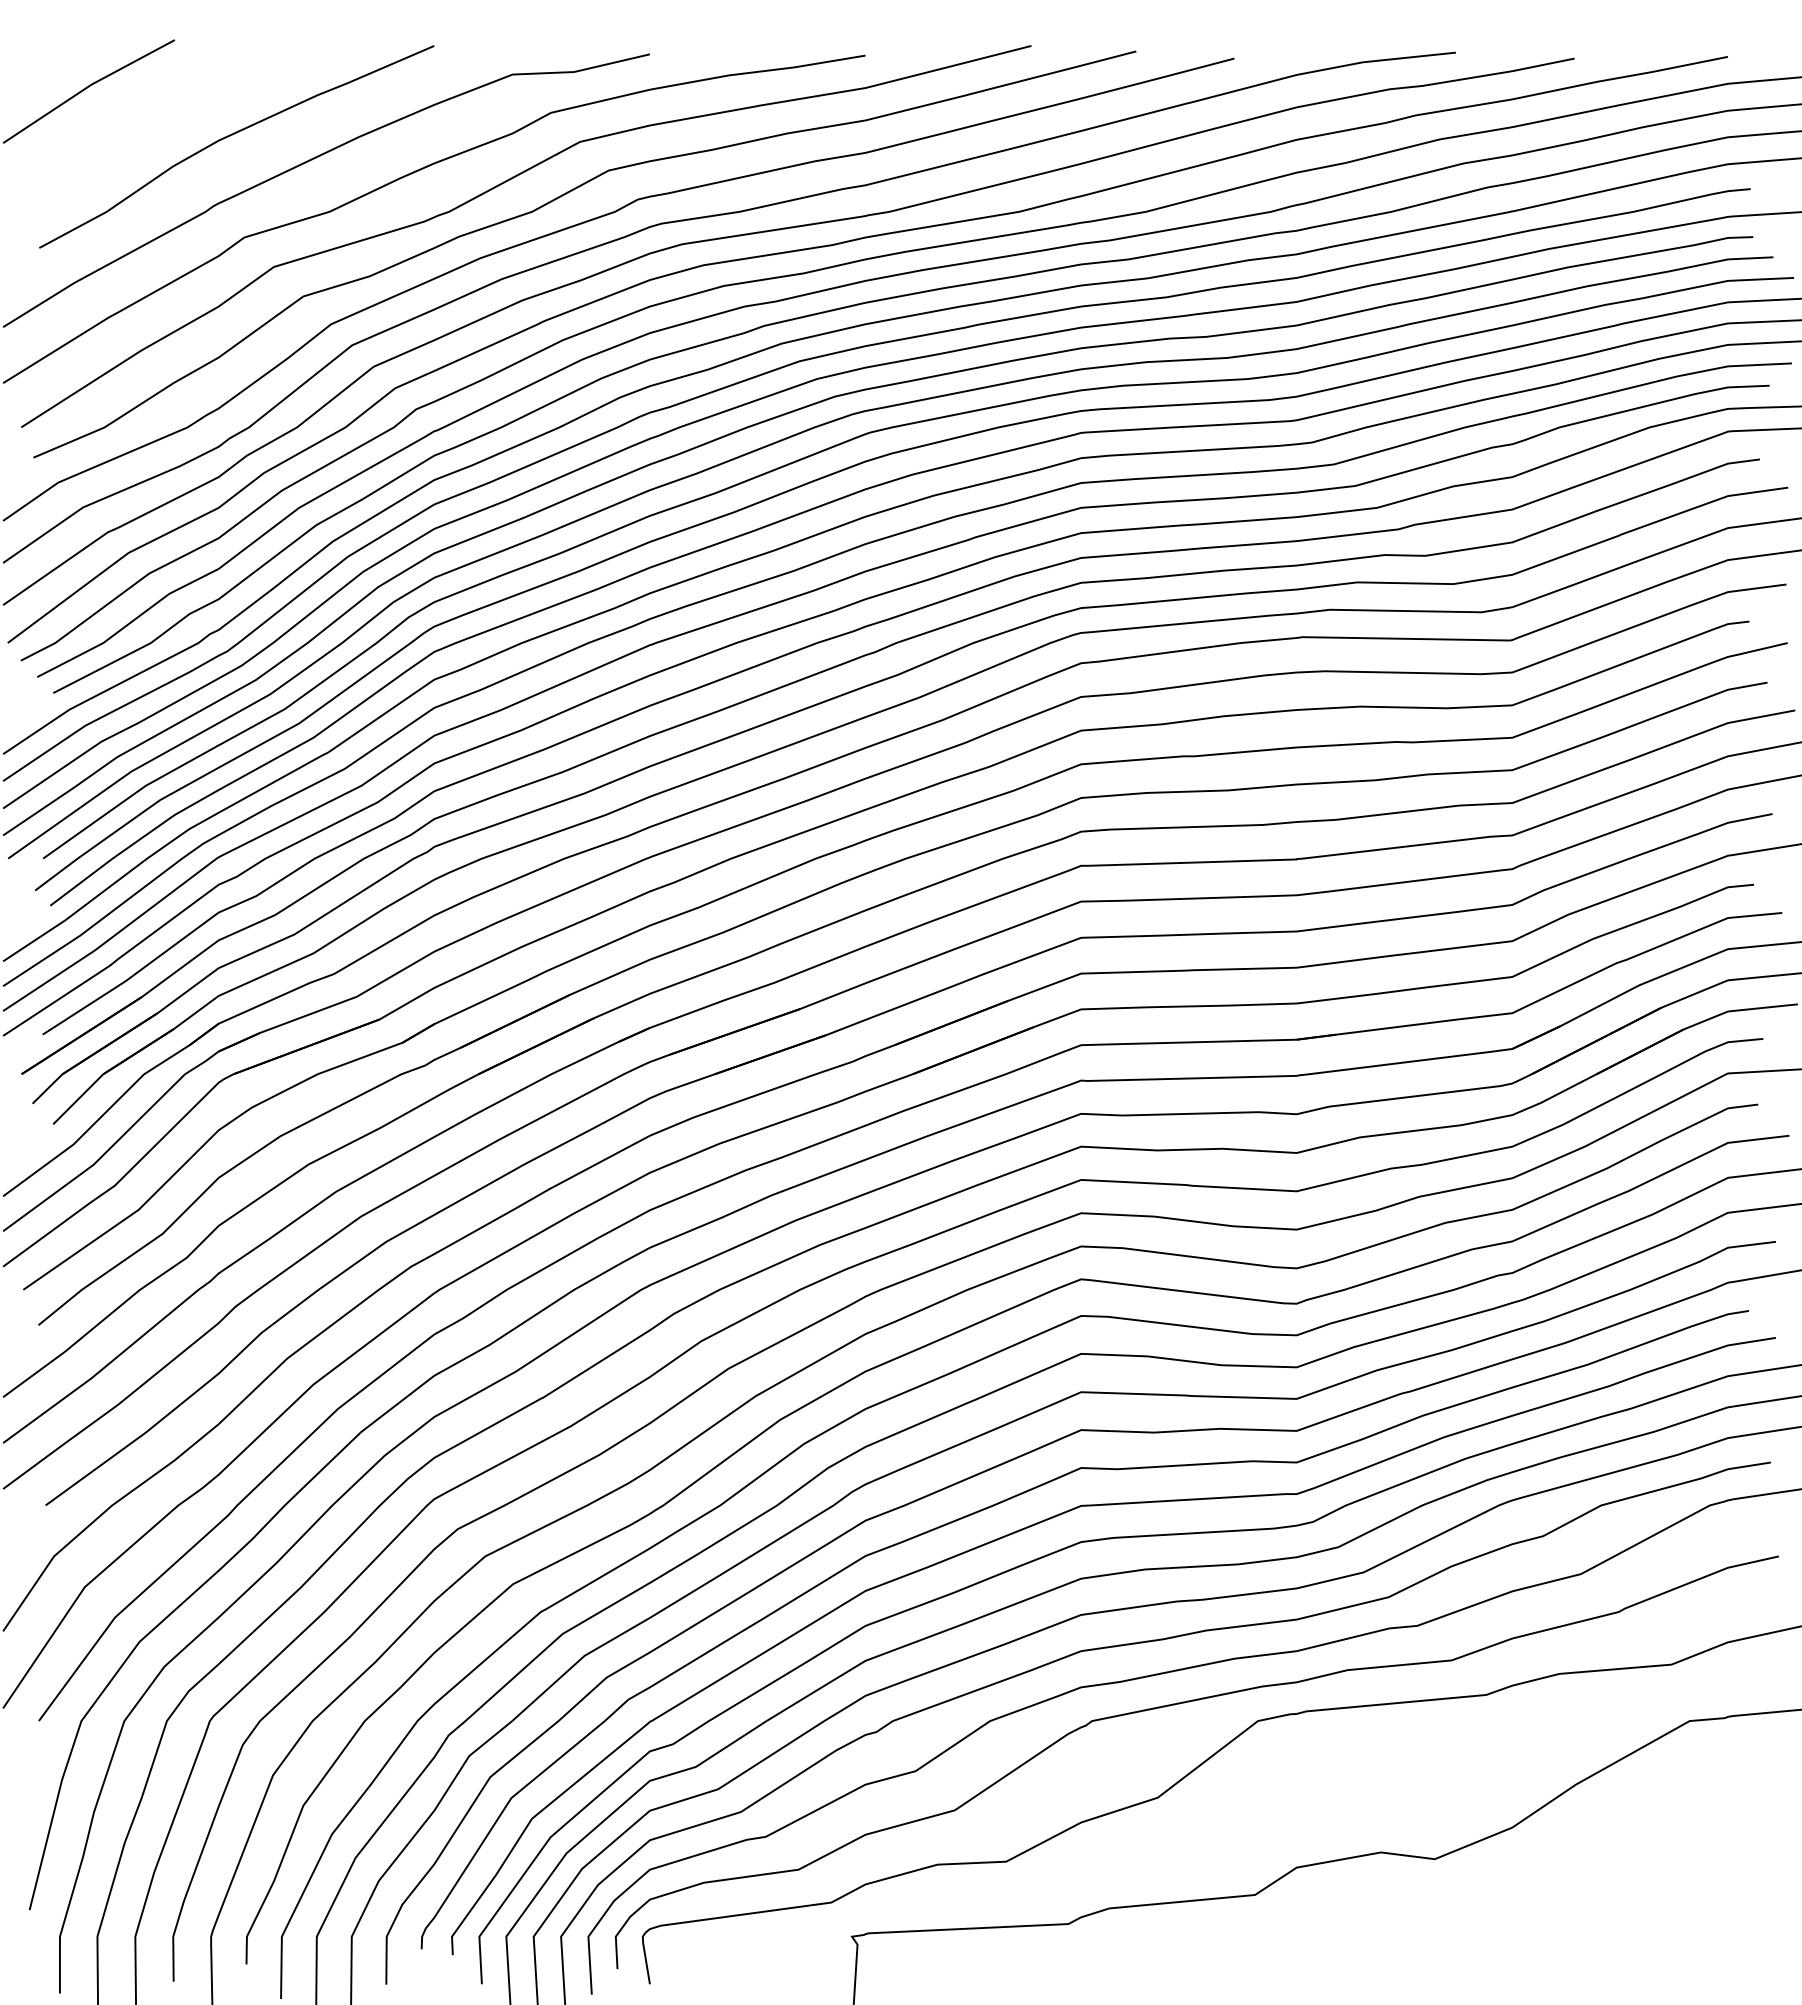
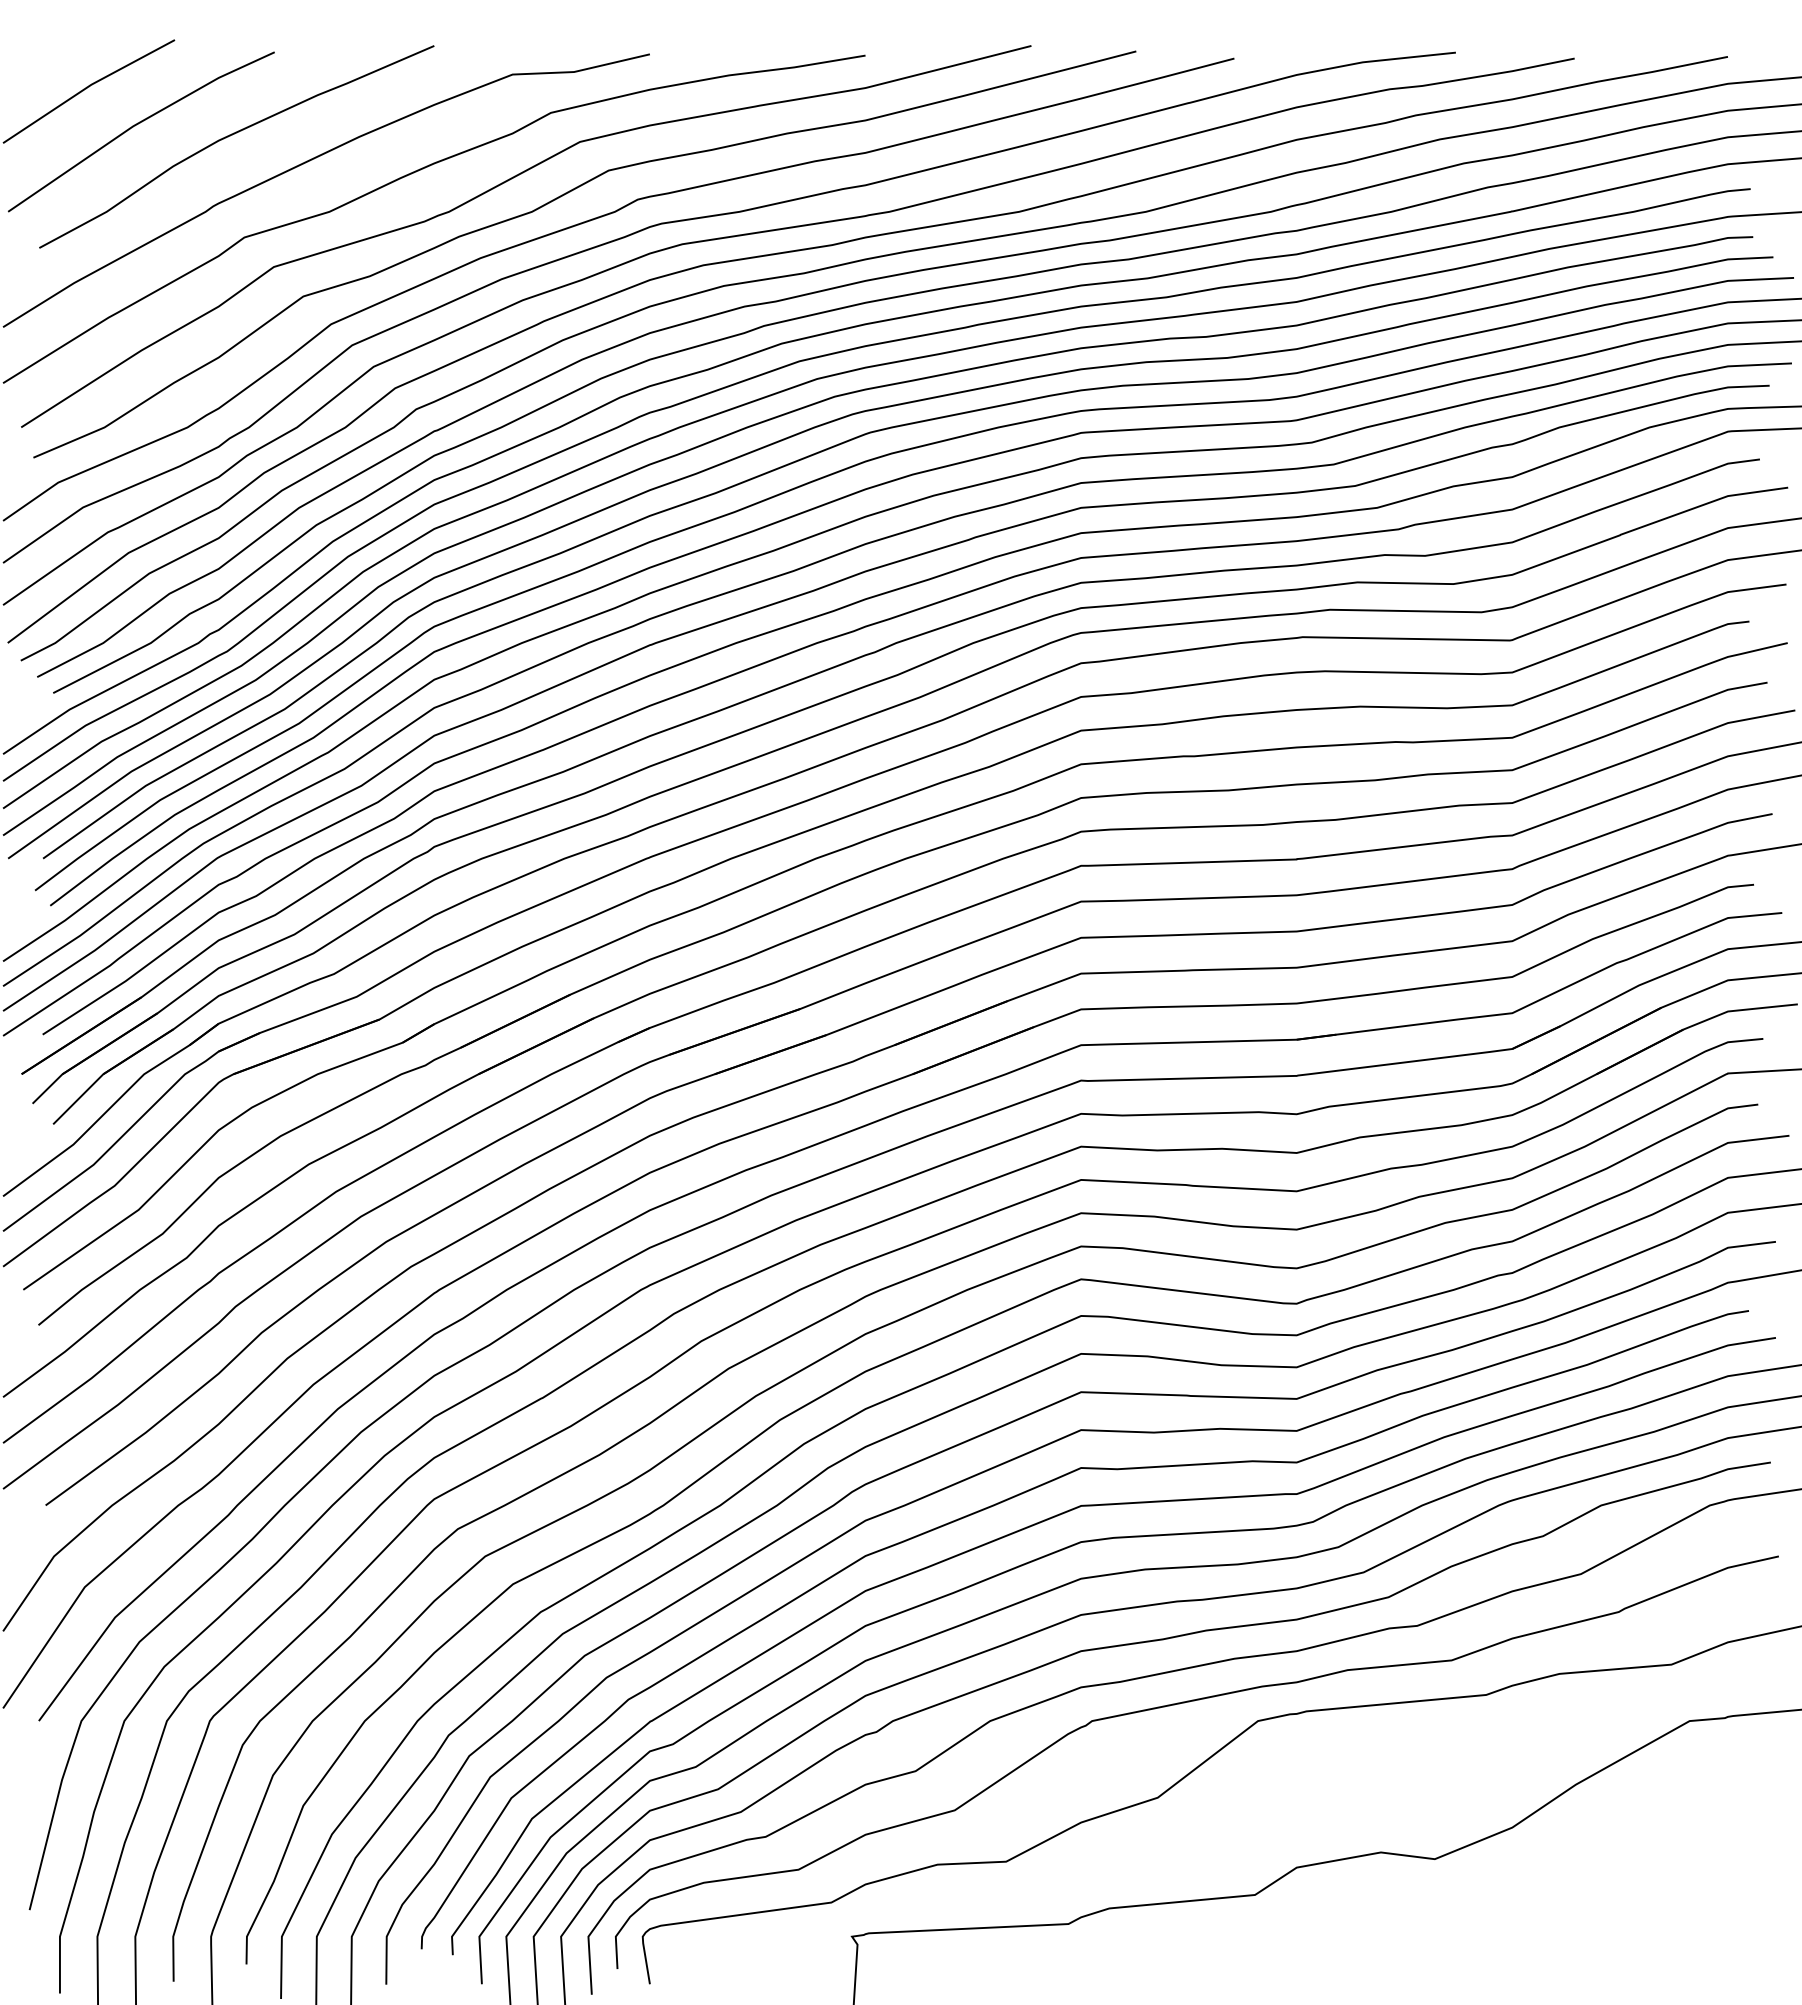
line: none -> present (138, 124)
